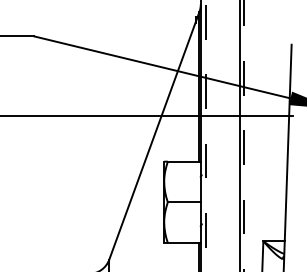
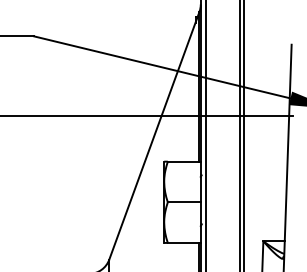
line: dashed -> solid (205, 135)
line: dashed -> solid (244, 135)
